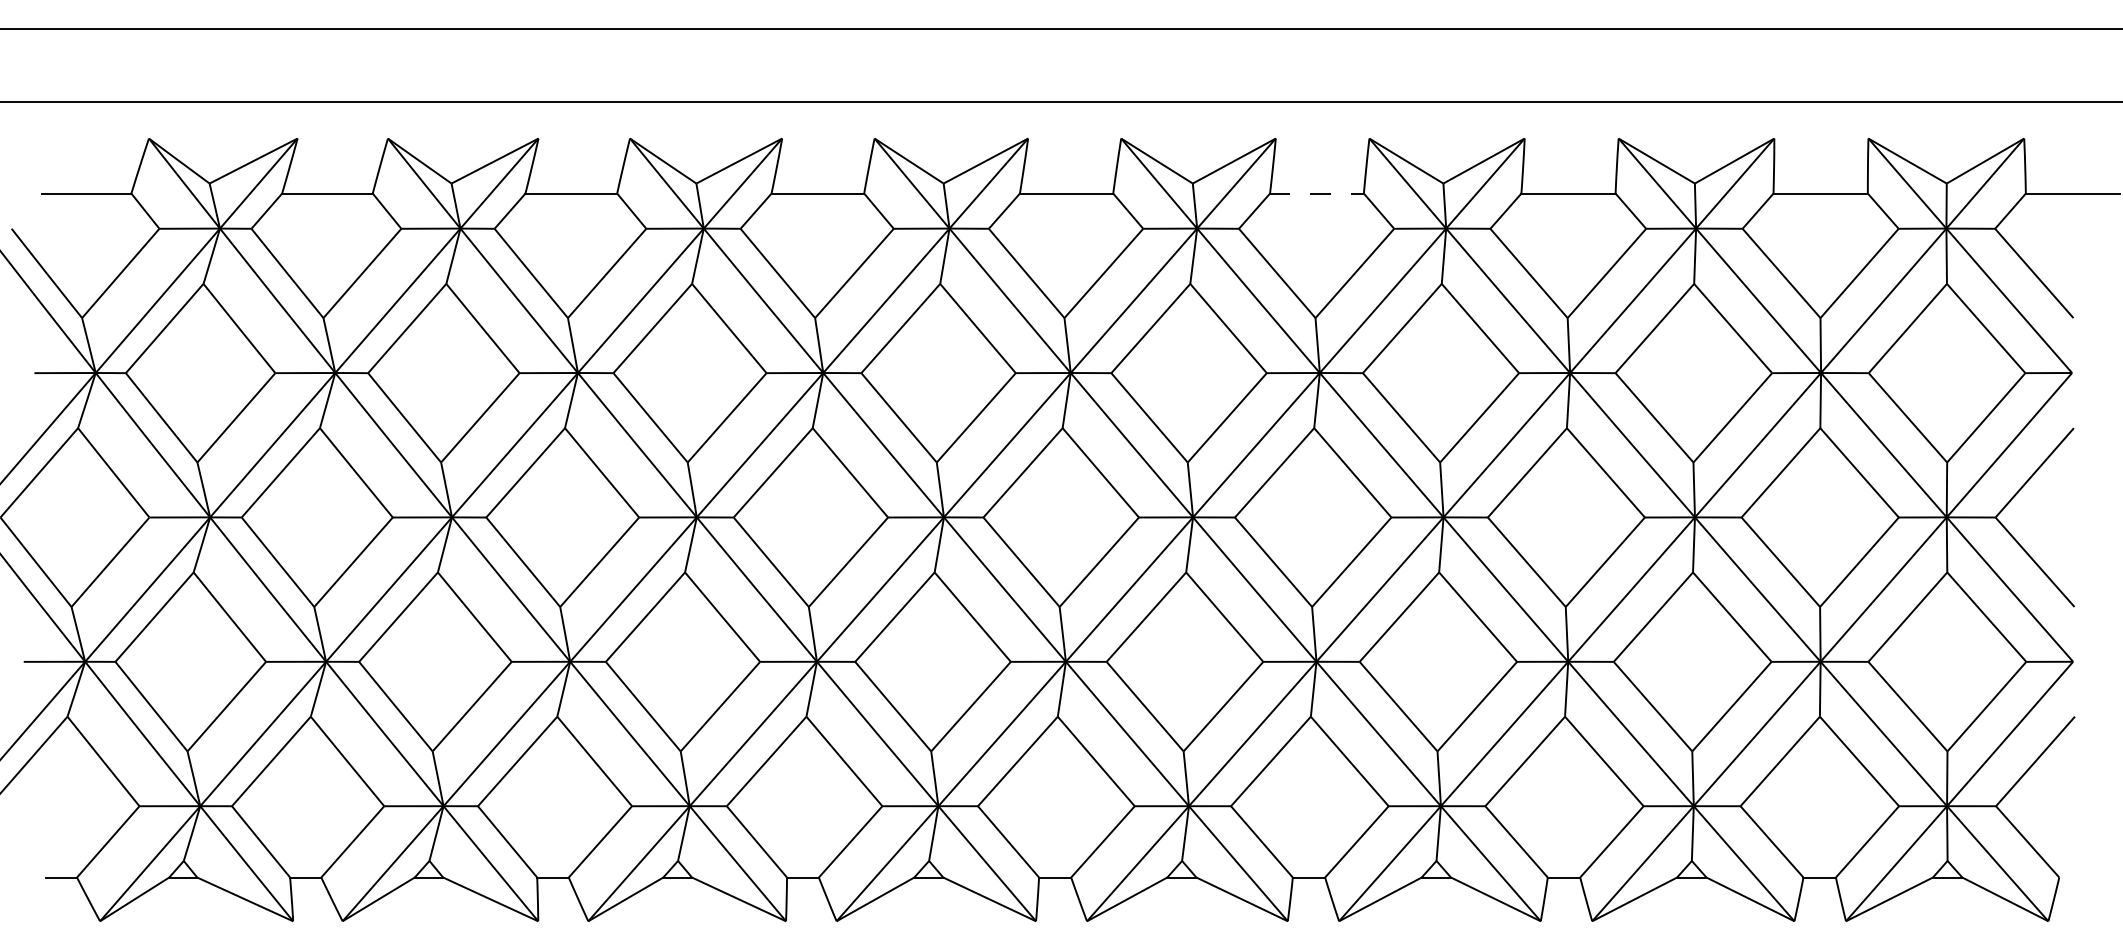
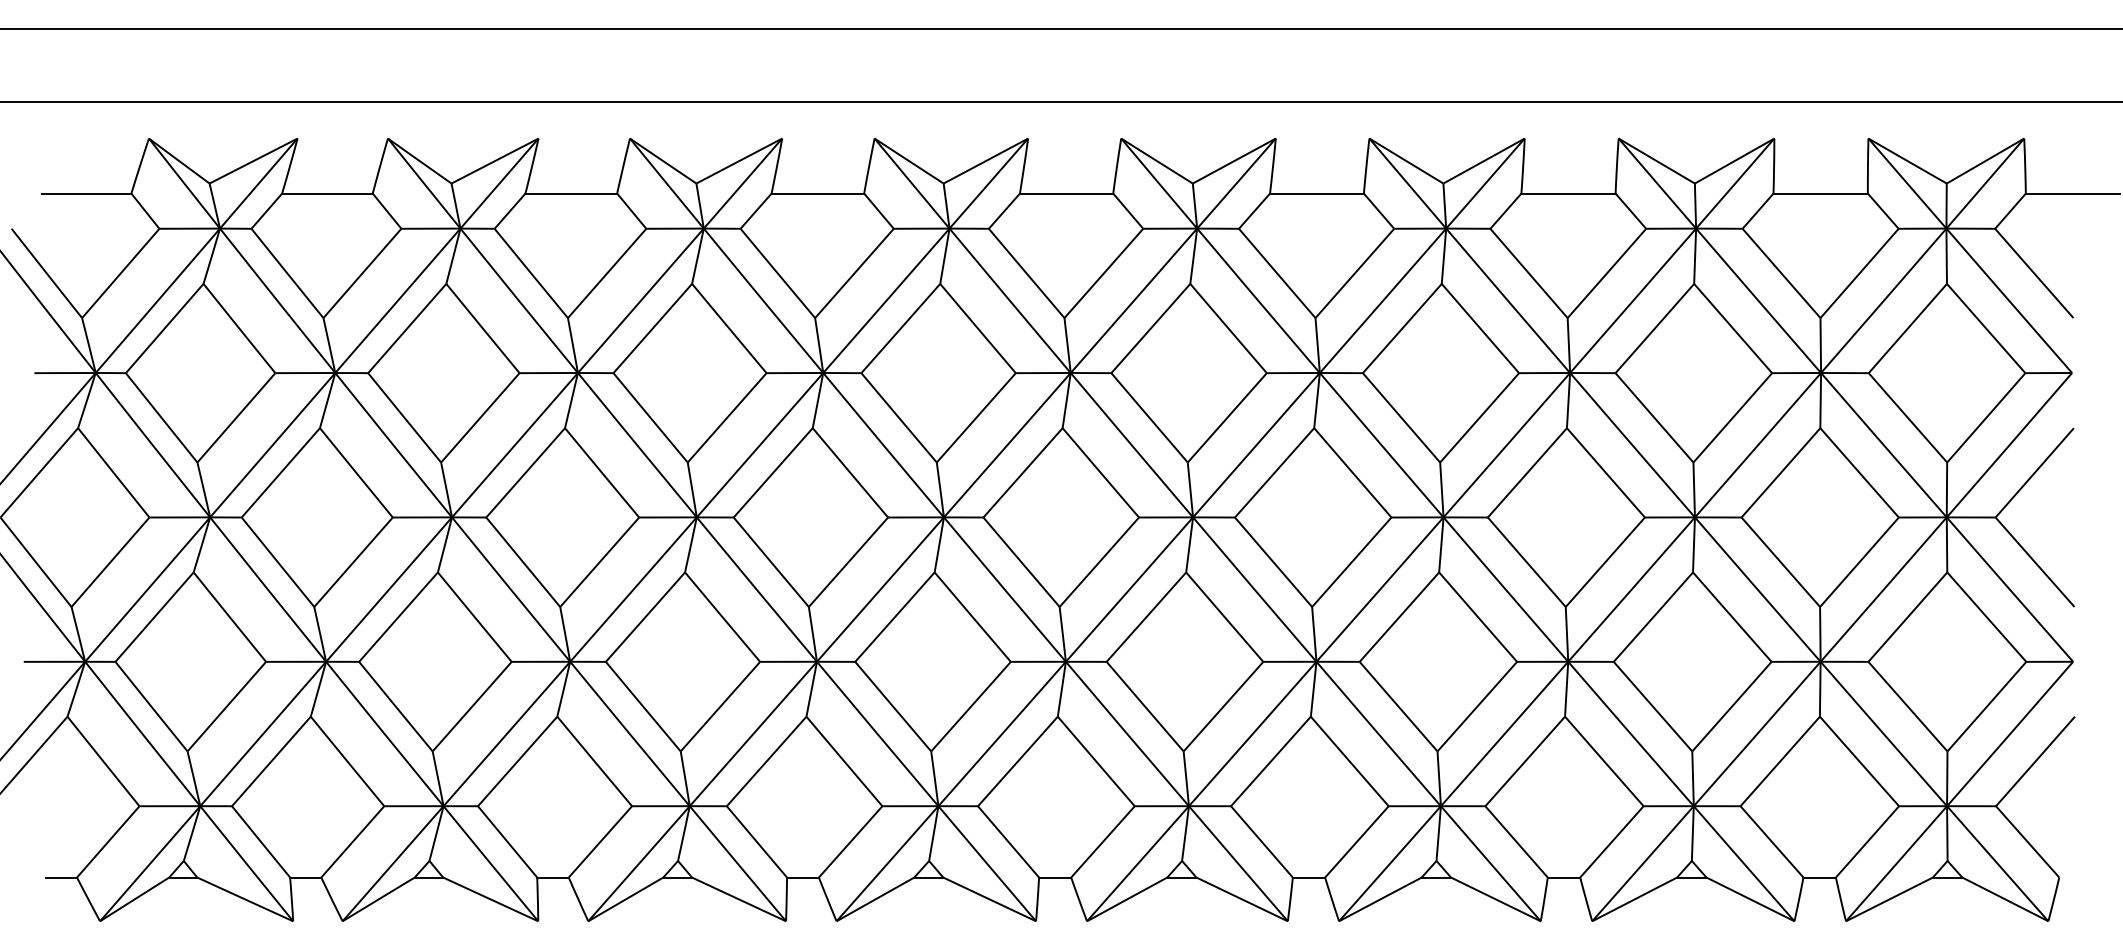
line: dashed -> solid (1316, 193)
